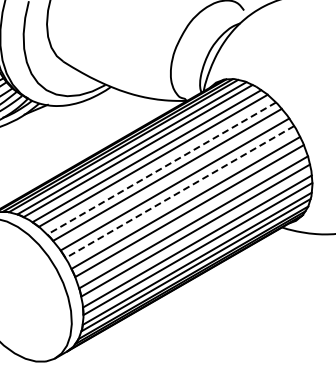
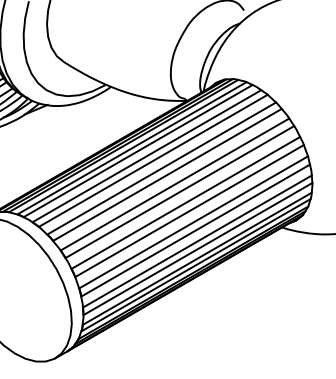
line: dashed -> solid (161, 168)
line: dashed -> solid (179, 192)
